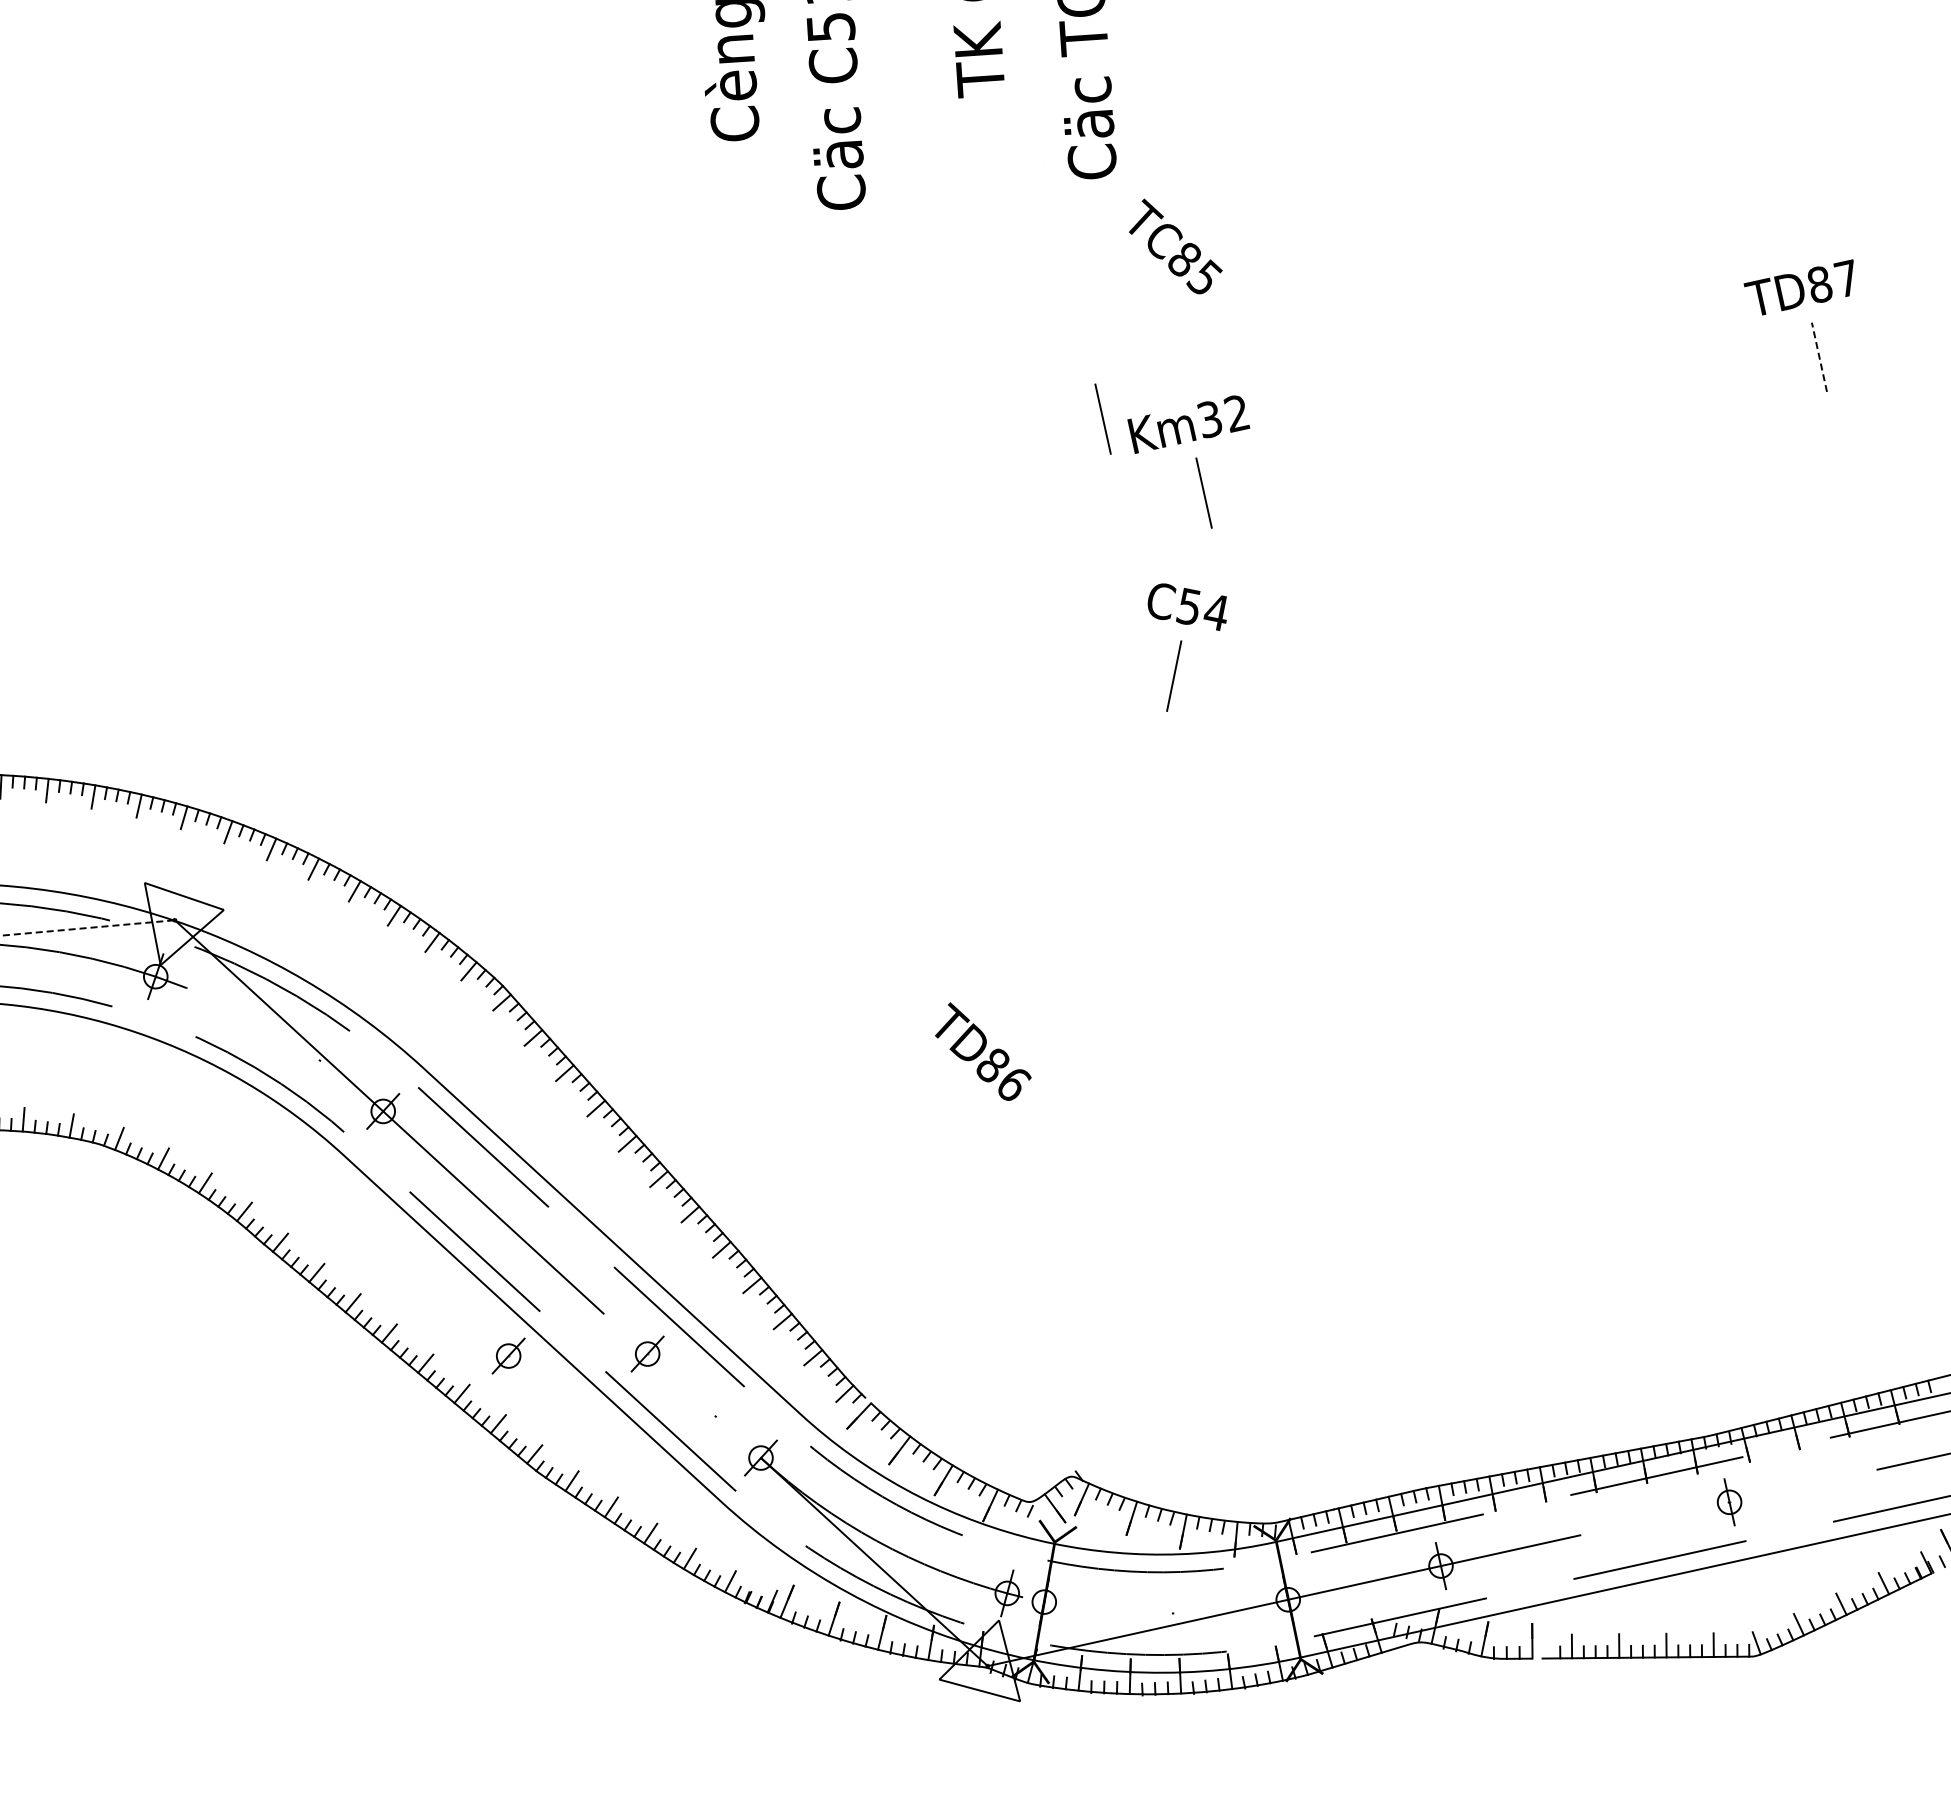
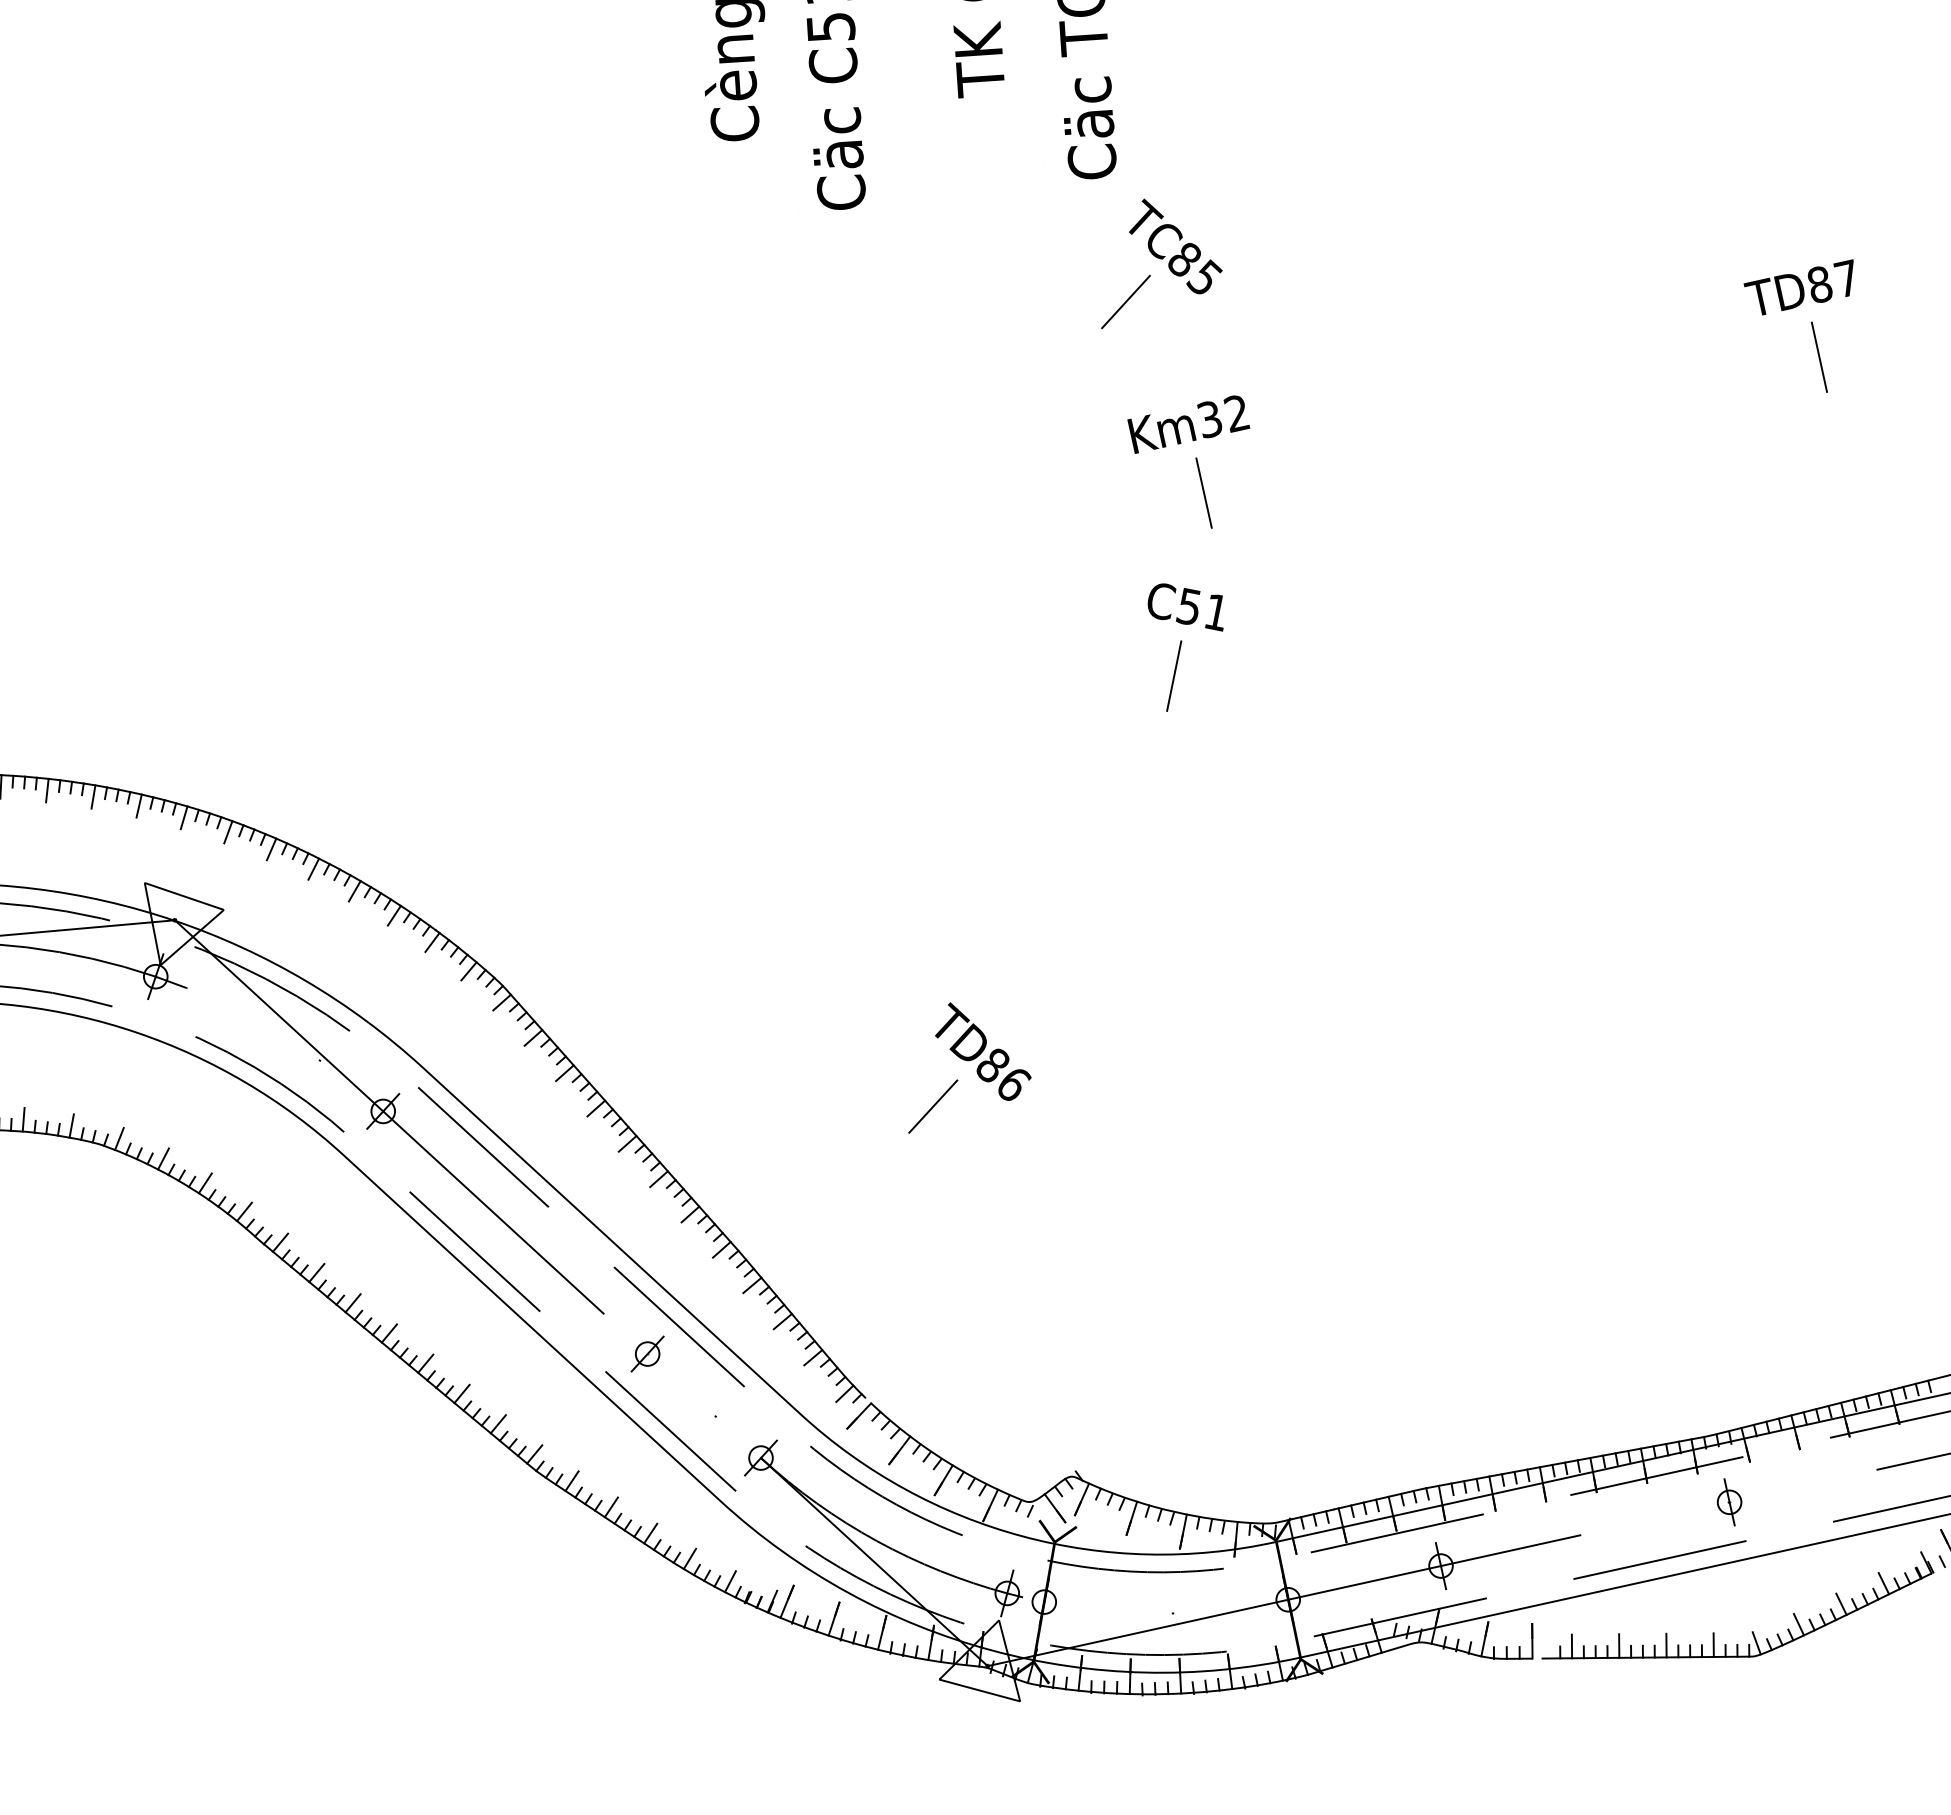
line: none -> present (1125, 301)
line: dashed -> solid (1819, 356)
line: present -> none (1102, 418)
text: C54 -> C51 (1214, 612)
line: dashed -> solid (88, 927)
line: none -> present (933, 1106)
part: present -> none (508, 1355)
